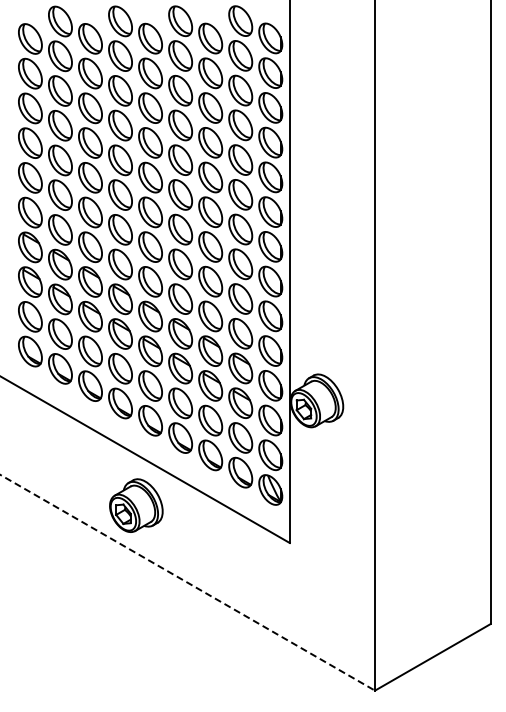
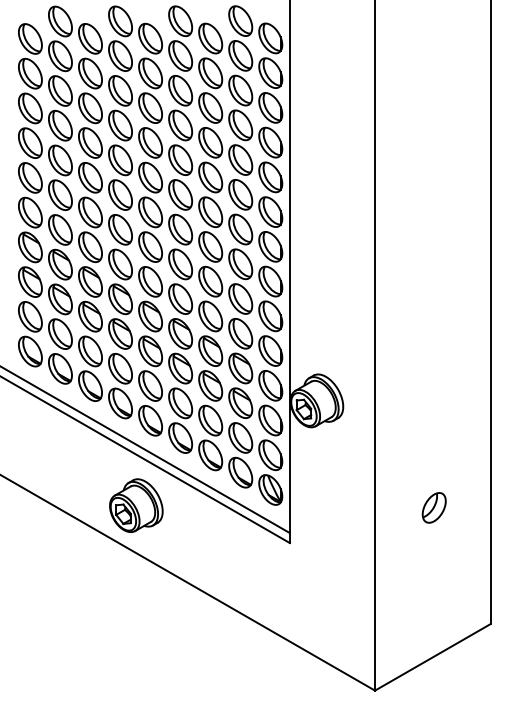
line: none -> present (145, 450)
part: none -> present (433, 507)
line: dashed -> solid (187, 582)
